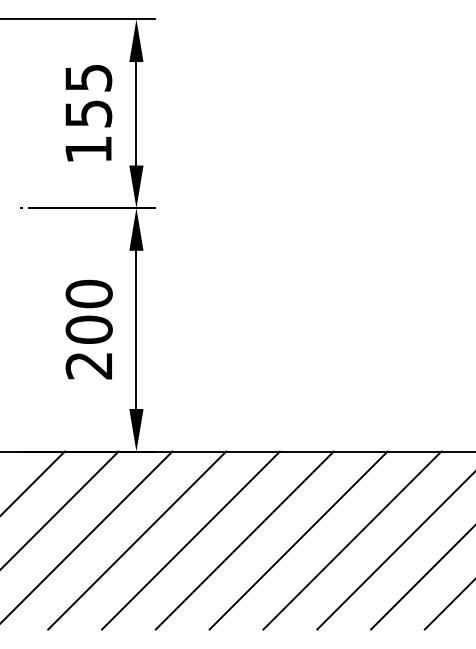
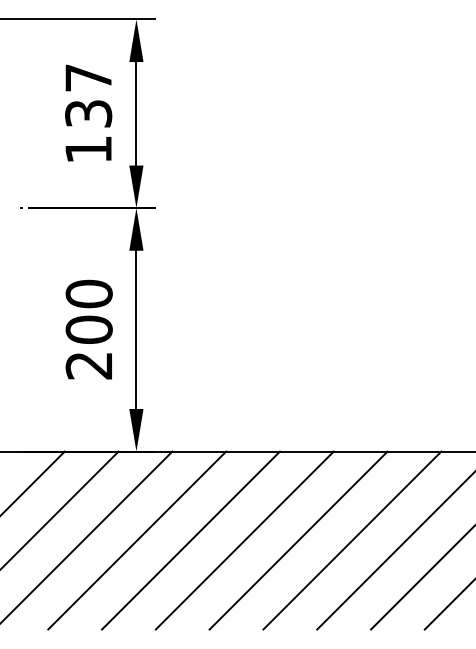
text: 155 -> 137 (88, 95)
